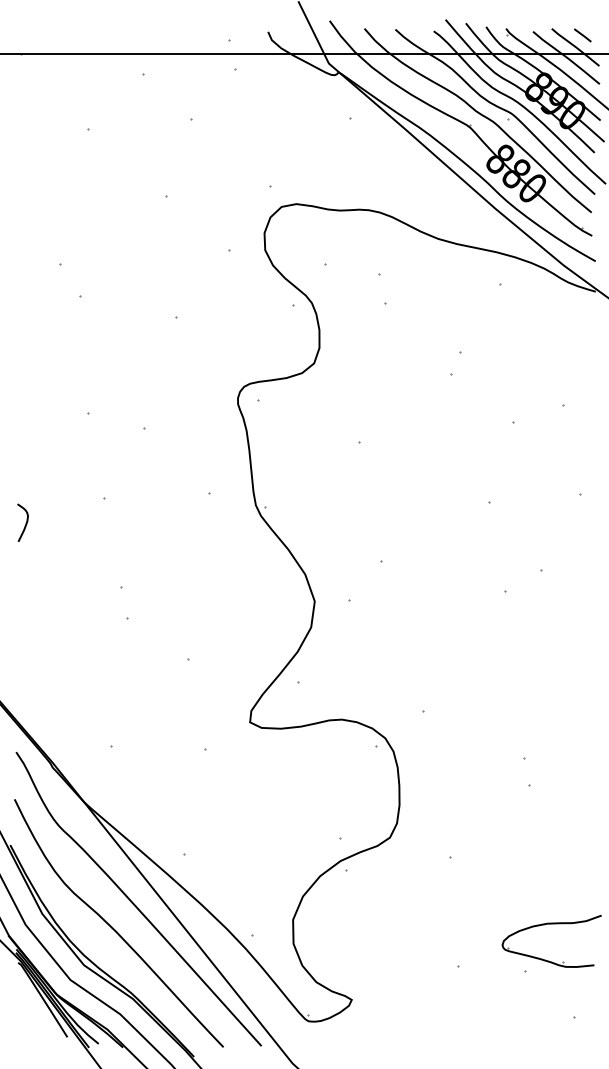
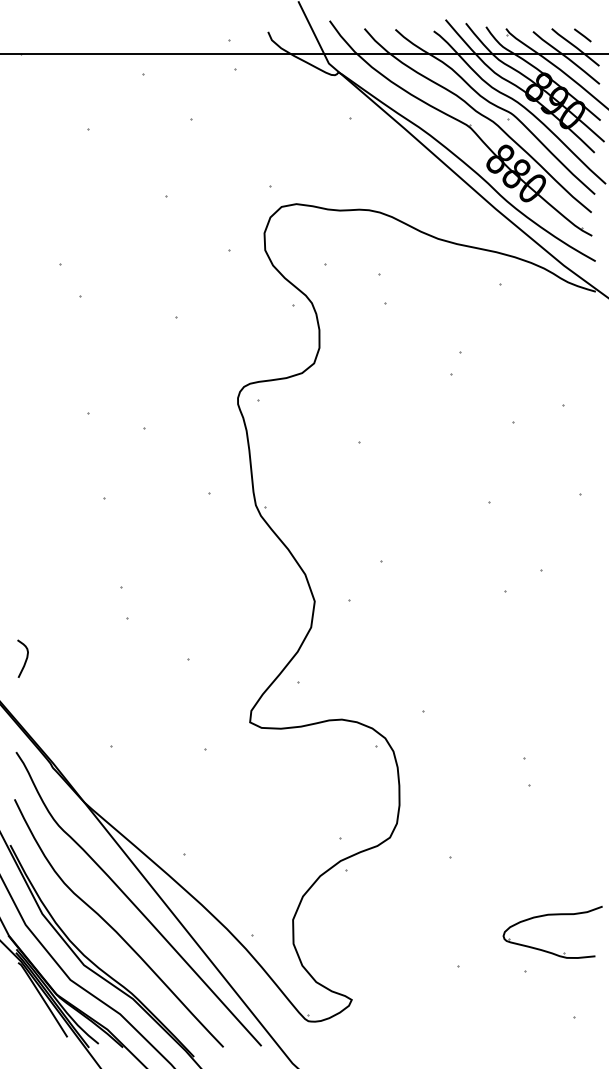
curve position: (25, 523) -> (25, 659) (25, 659)
part position: (551, 924) -> (552, 915) (552, 915)
